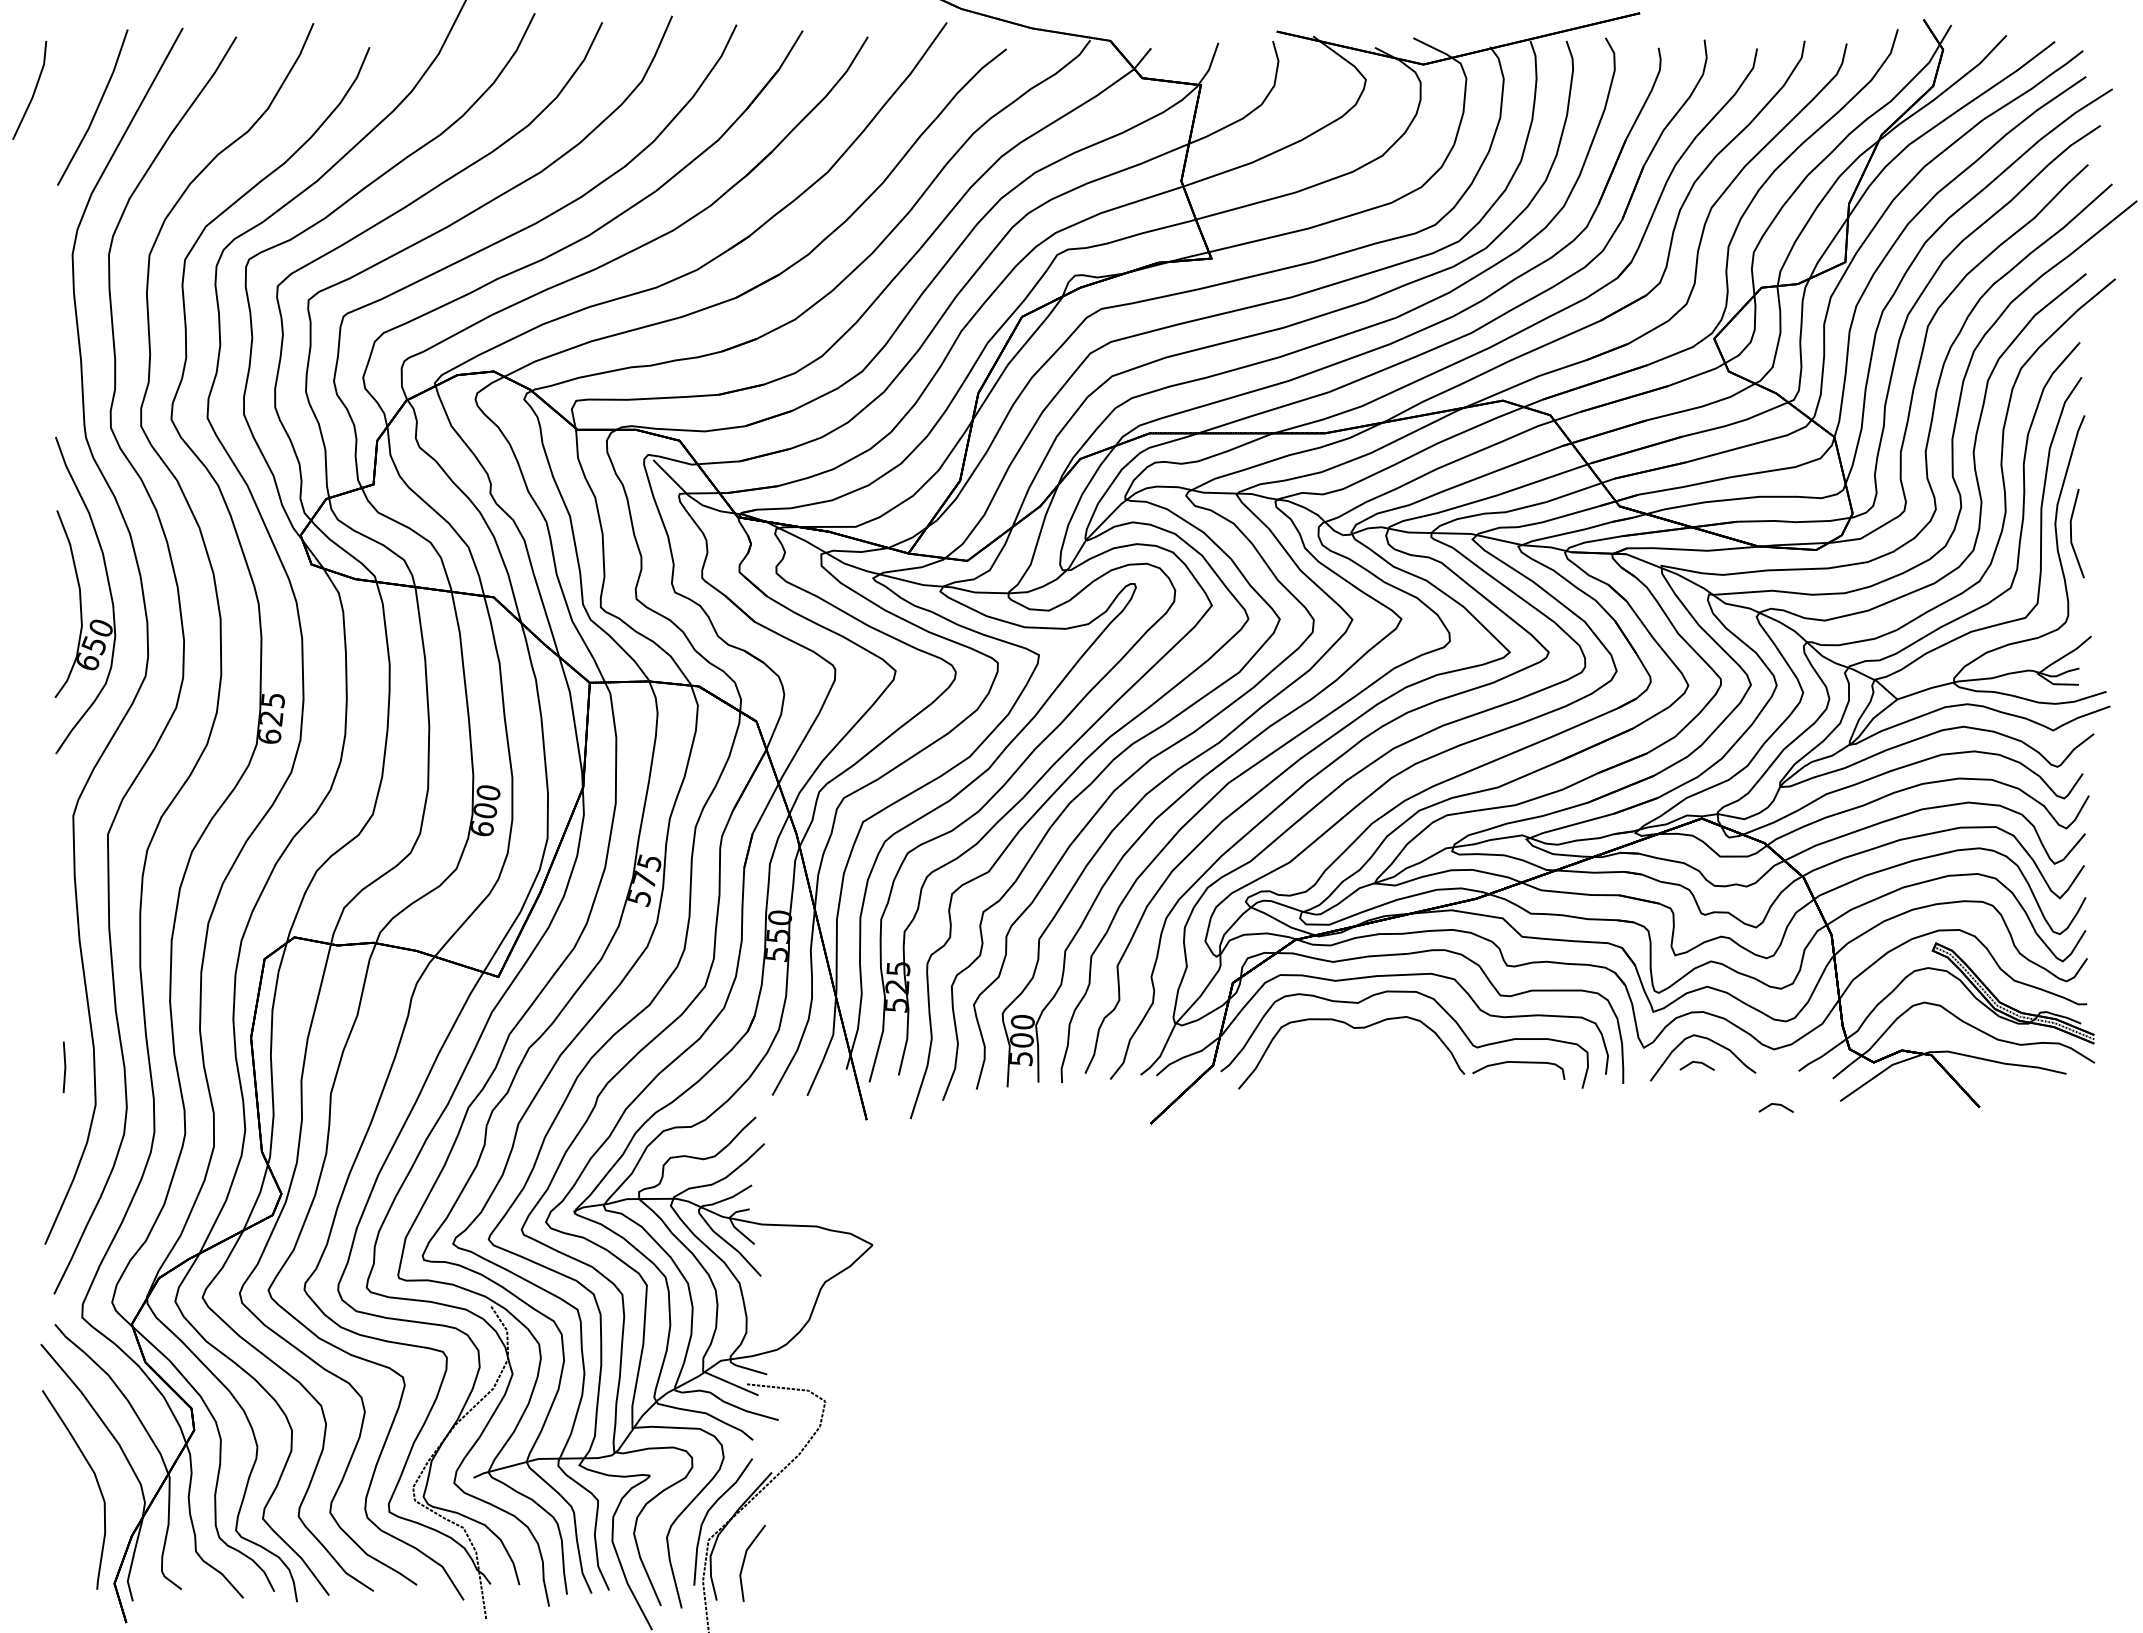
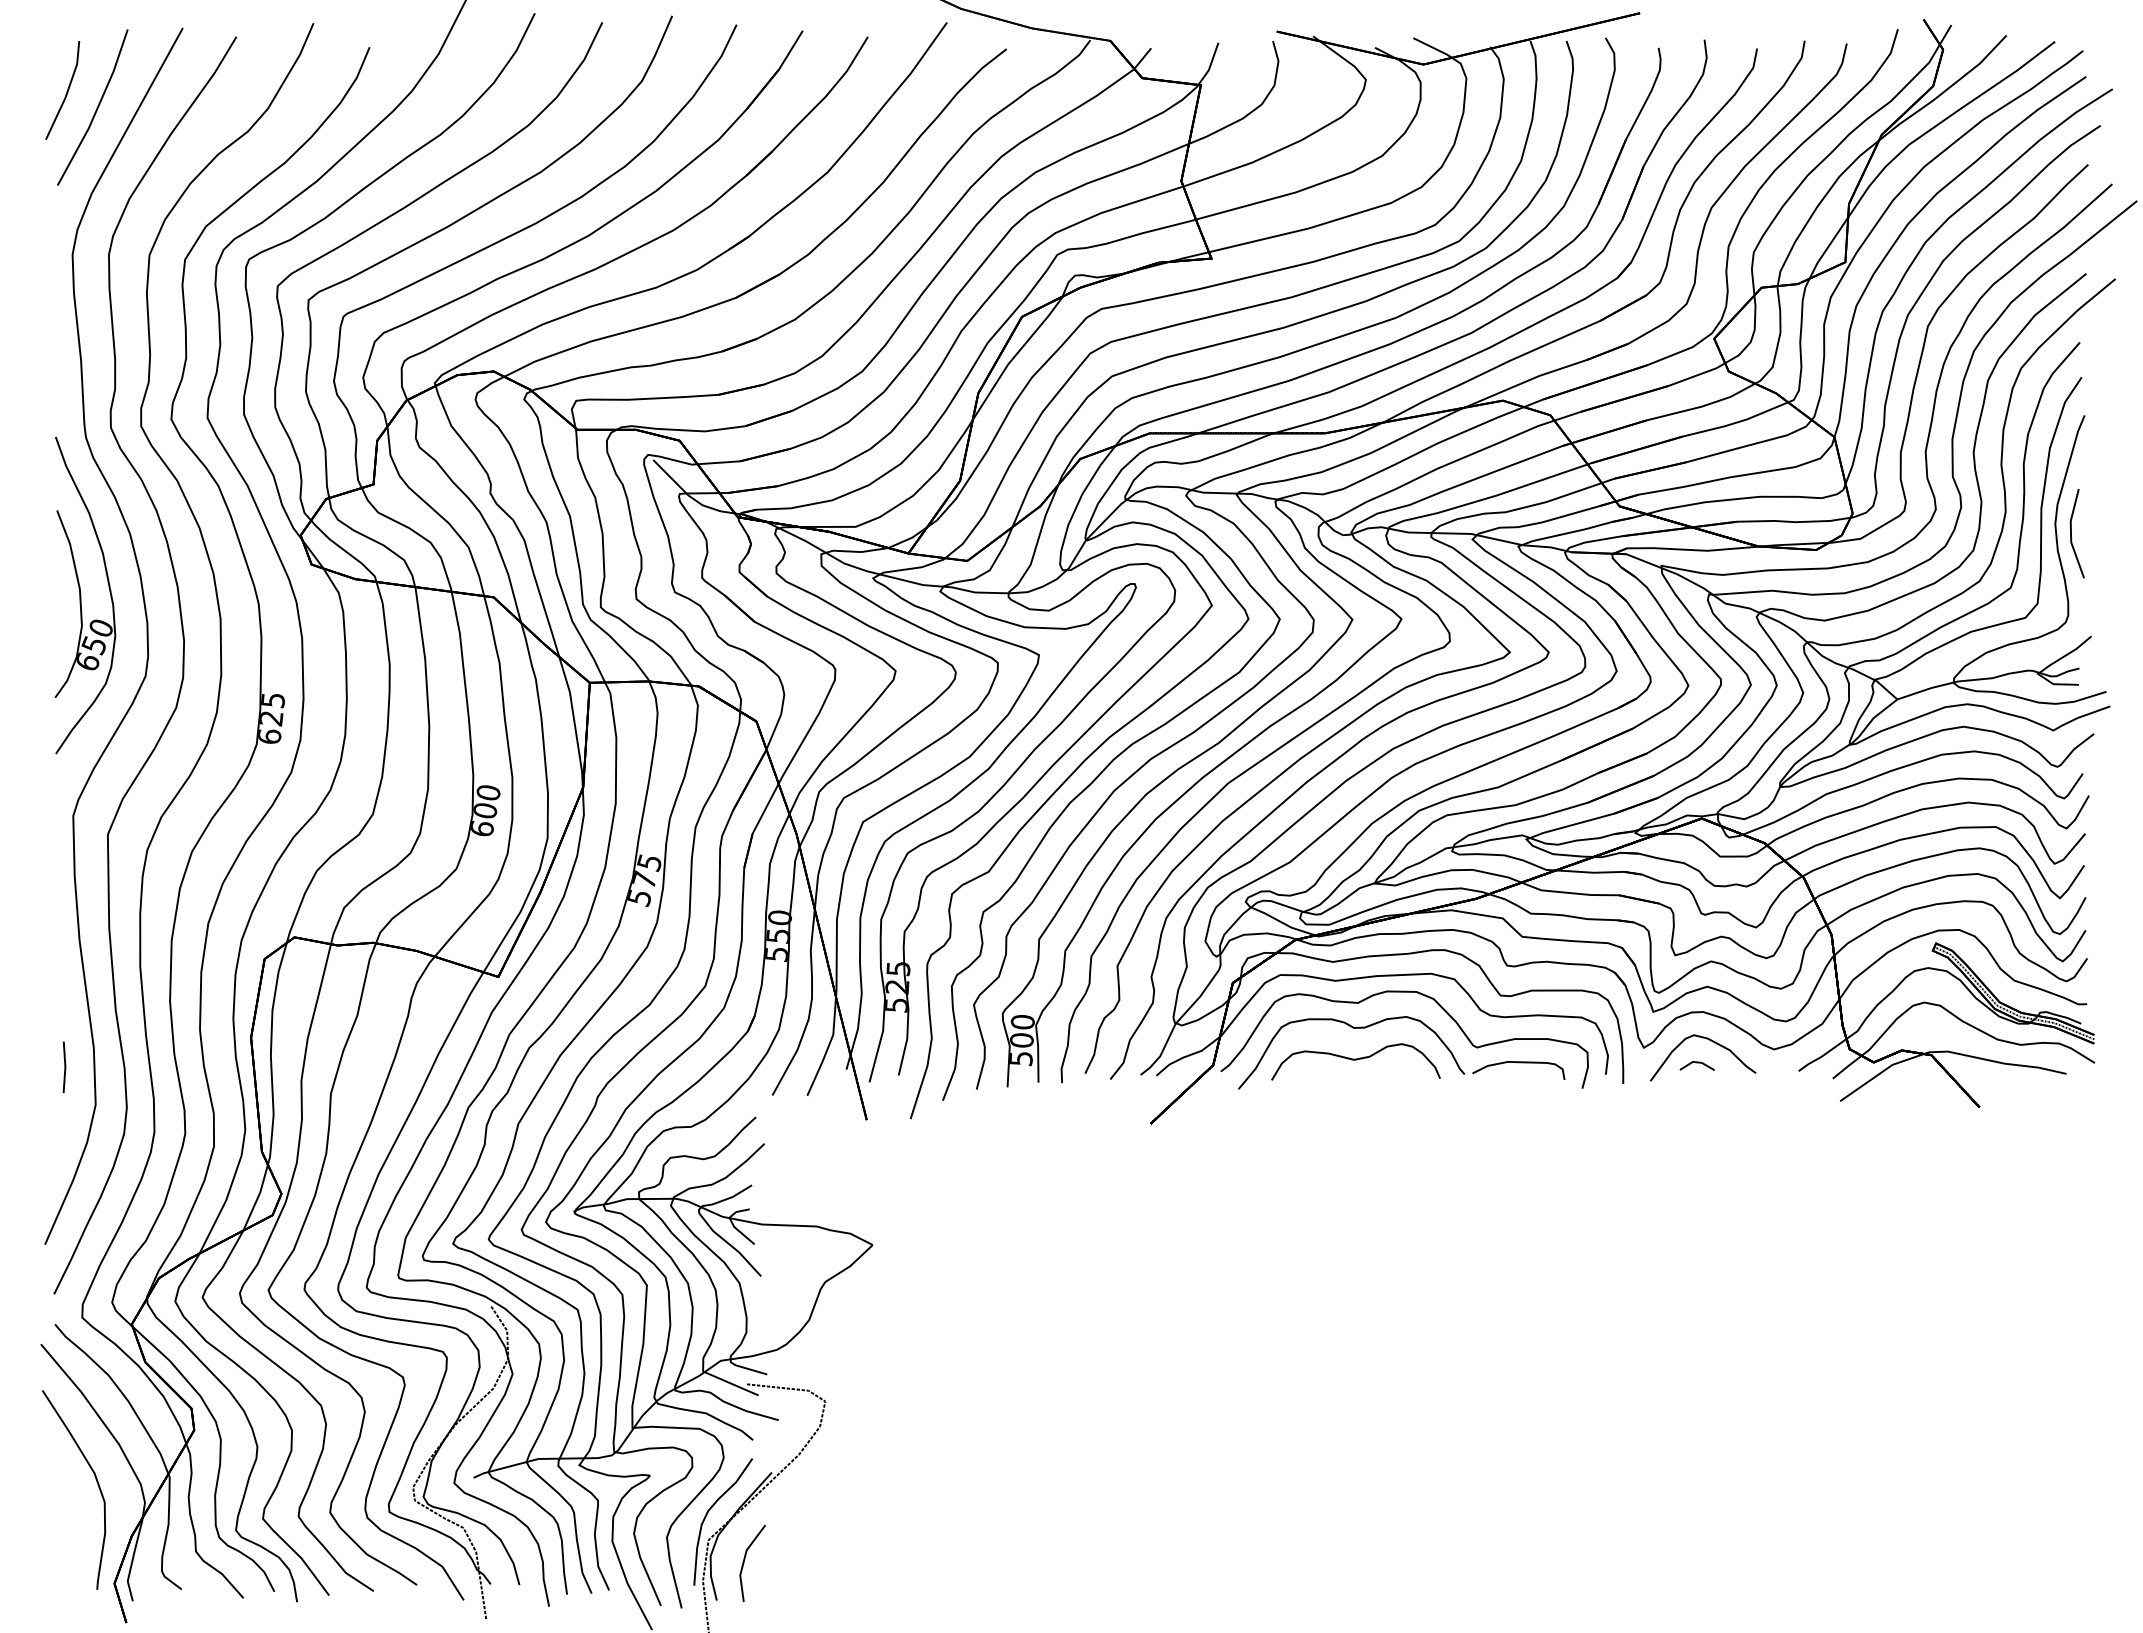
line position: (33, 91) -> (66, 91) (66, 91)
curve: none -> present (1355, 1060)
line: present -> none (1775, 1105)
